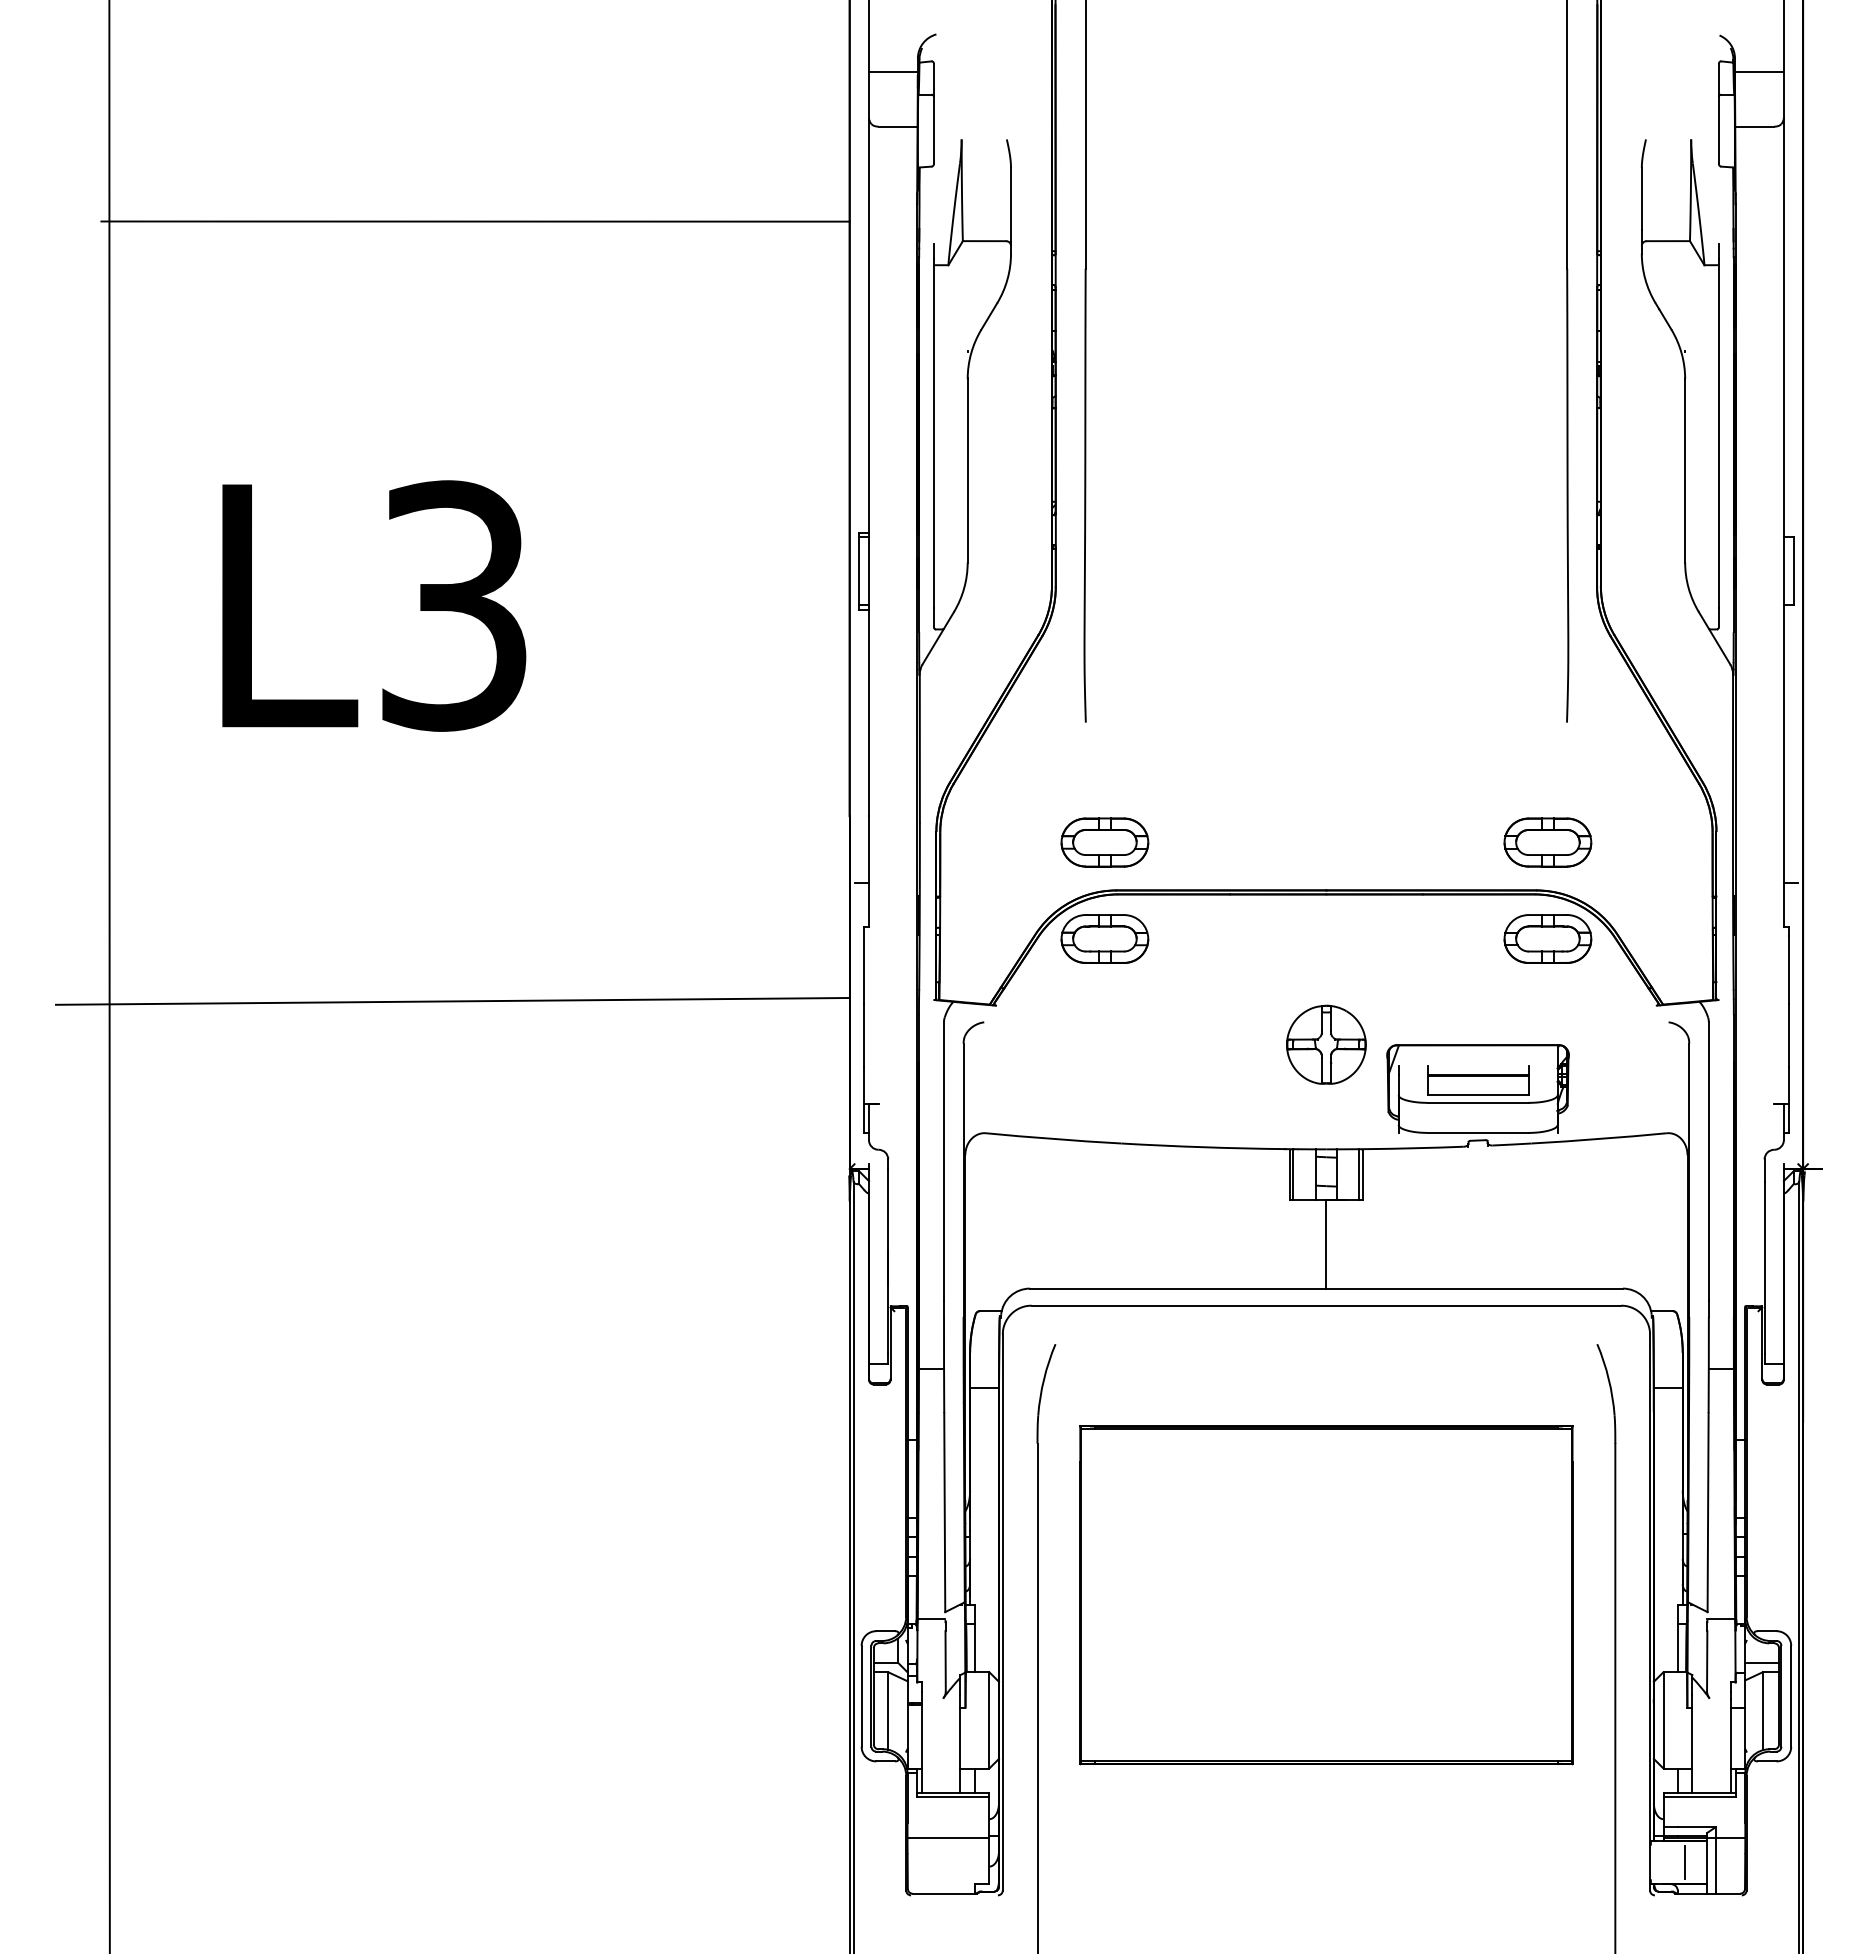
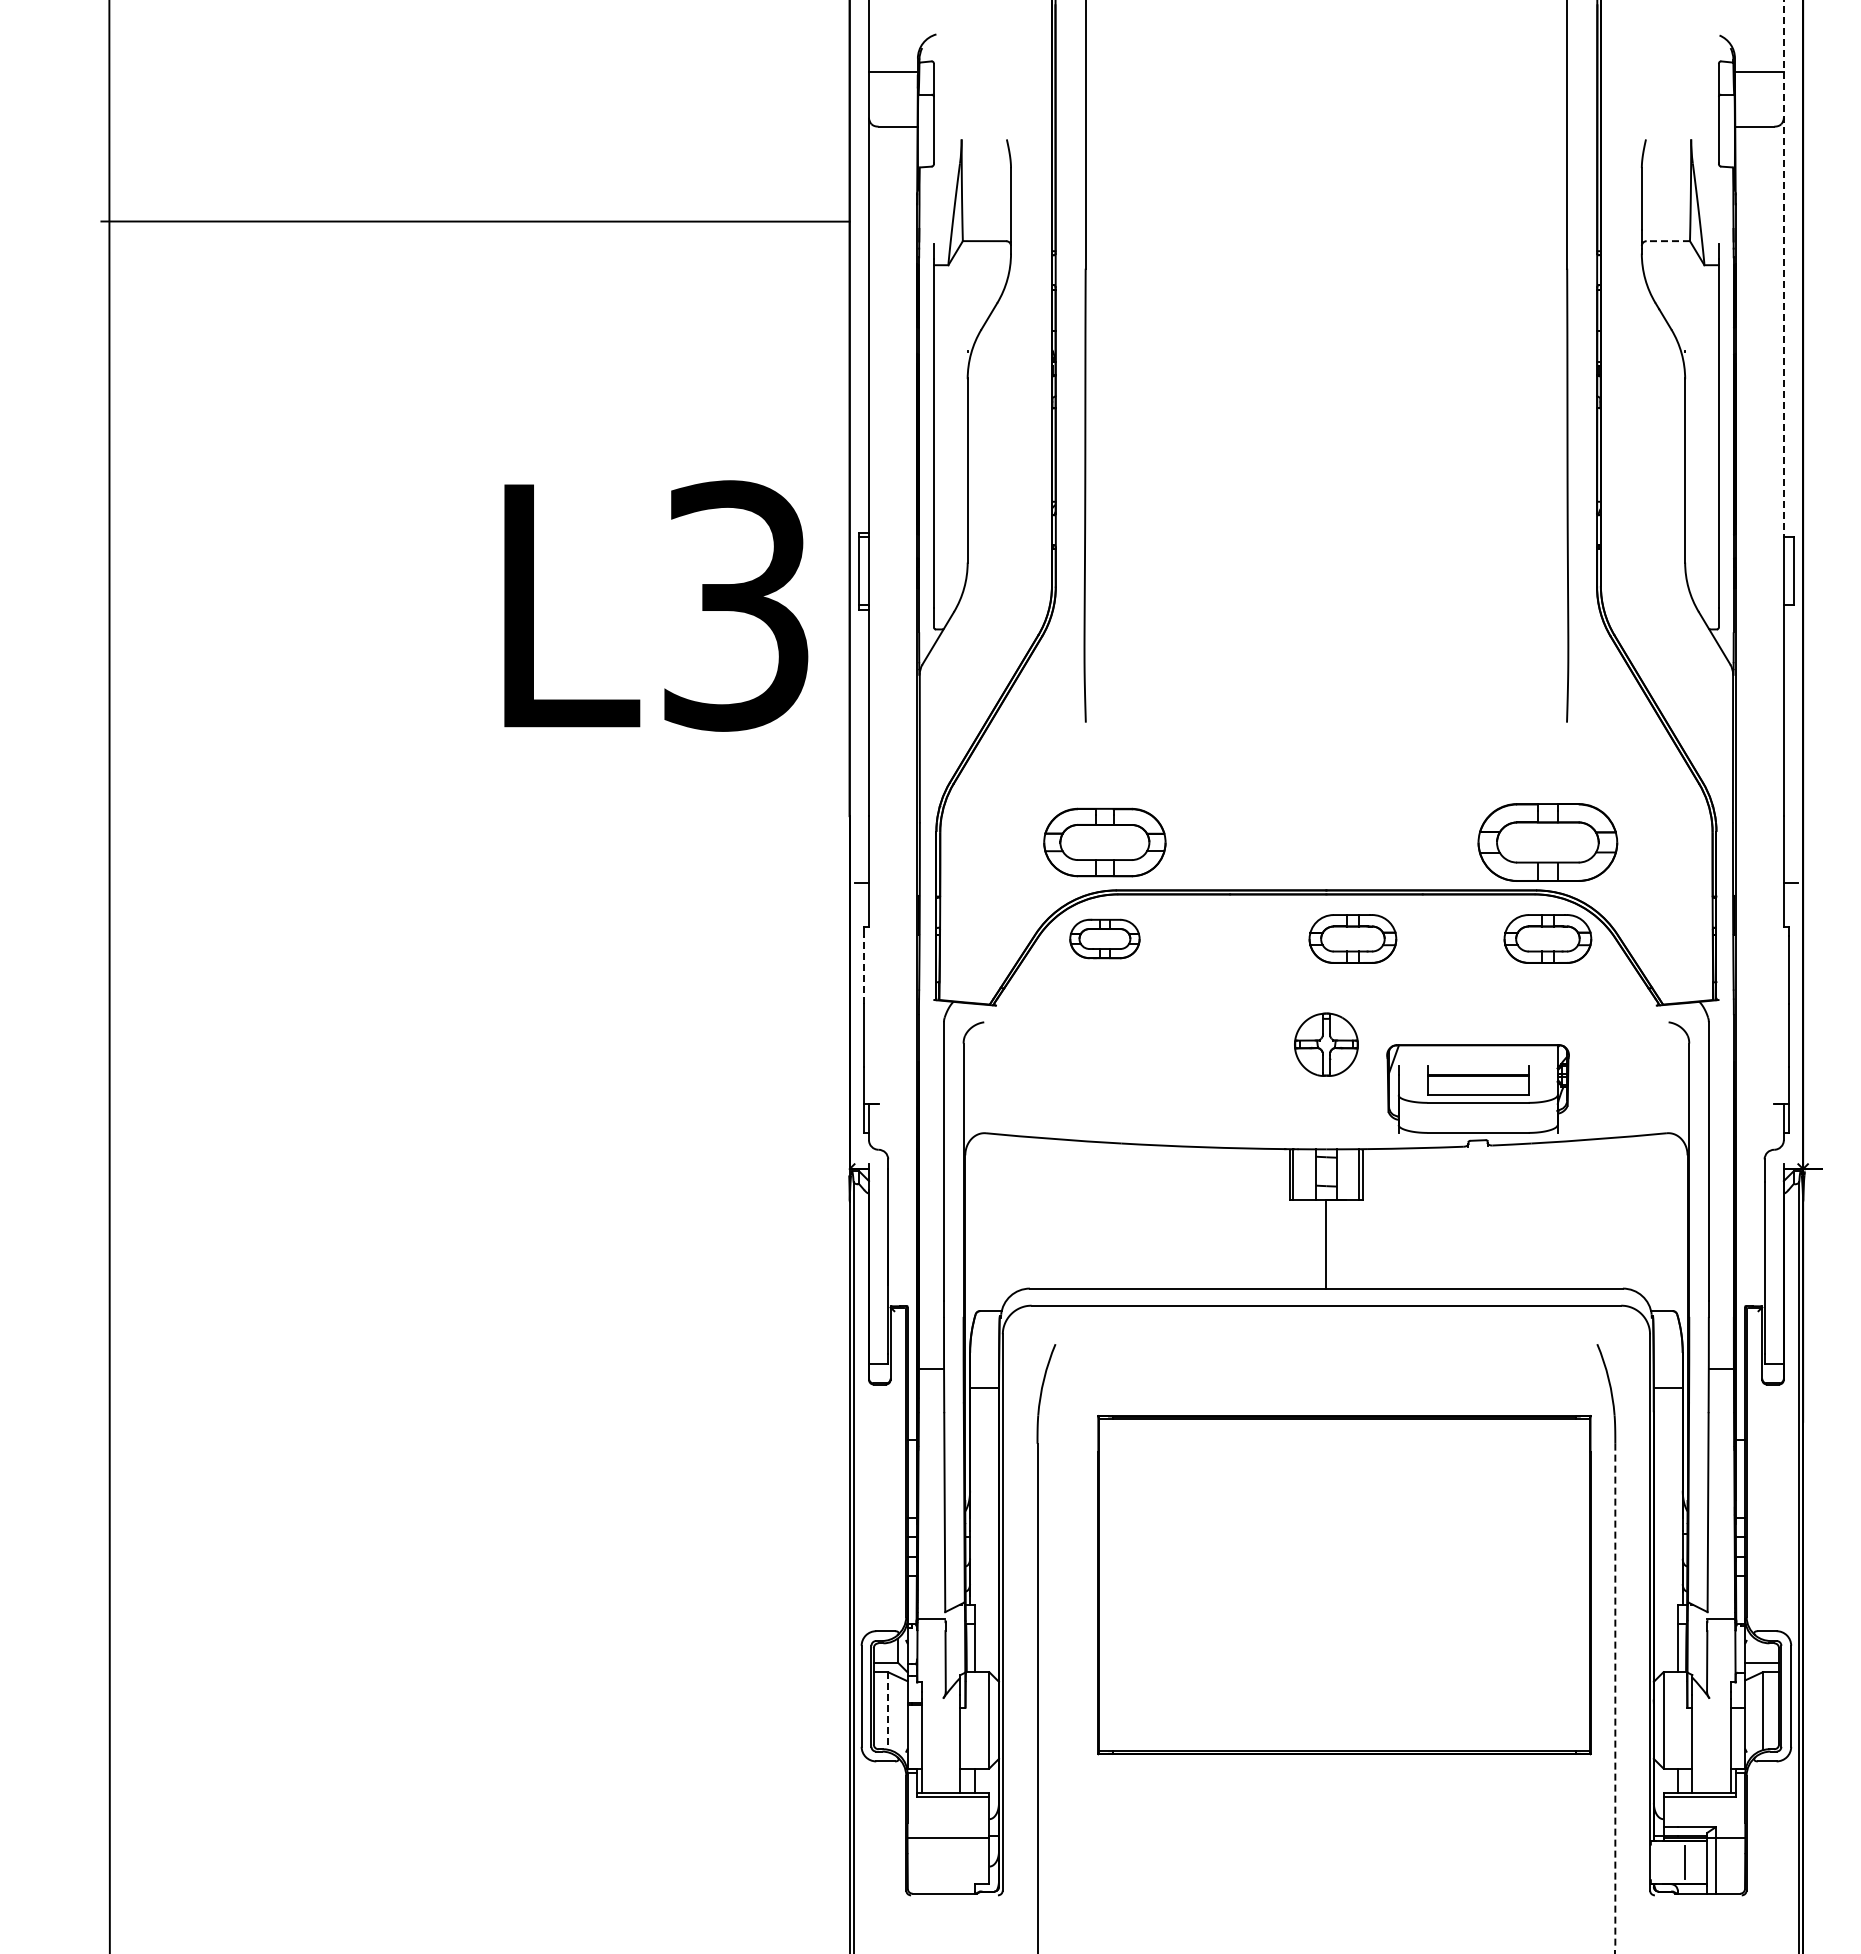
line: solid -> dashed (1668, 241)
line: solid -> dashed (1783, 269)
text position: (374, 605) -> (656, 605) (656, 605)
part size: 90x51 px -> 124x71 px (1104, 842)
part size: 90x51 px -> 142x79 px (1547, 842)
part size: 90x50 px -> 72x42 px (1104, 938)
part: none -> present (1352, 938)
line: solid -> dashed (864, 969)
line: present -> none (452, 1000)
part size: 81x81 px -> 65x65 px (1326, 1044)
part position: (1326, 1595) -> (1344, 1585) (1344, 1585)
line: solid -> dashed (1615, 1698)
line: solid -> dashed (888, 1711)
